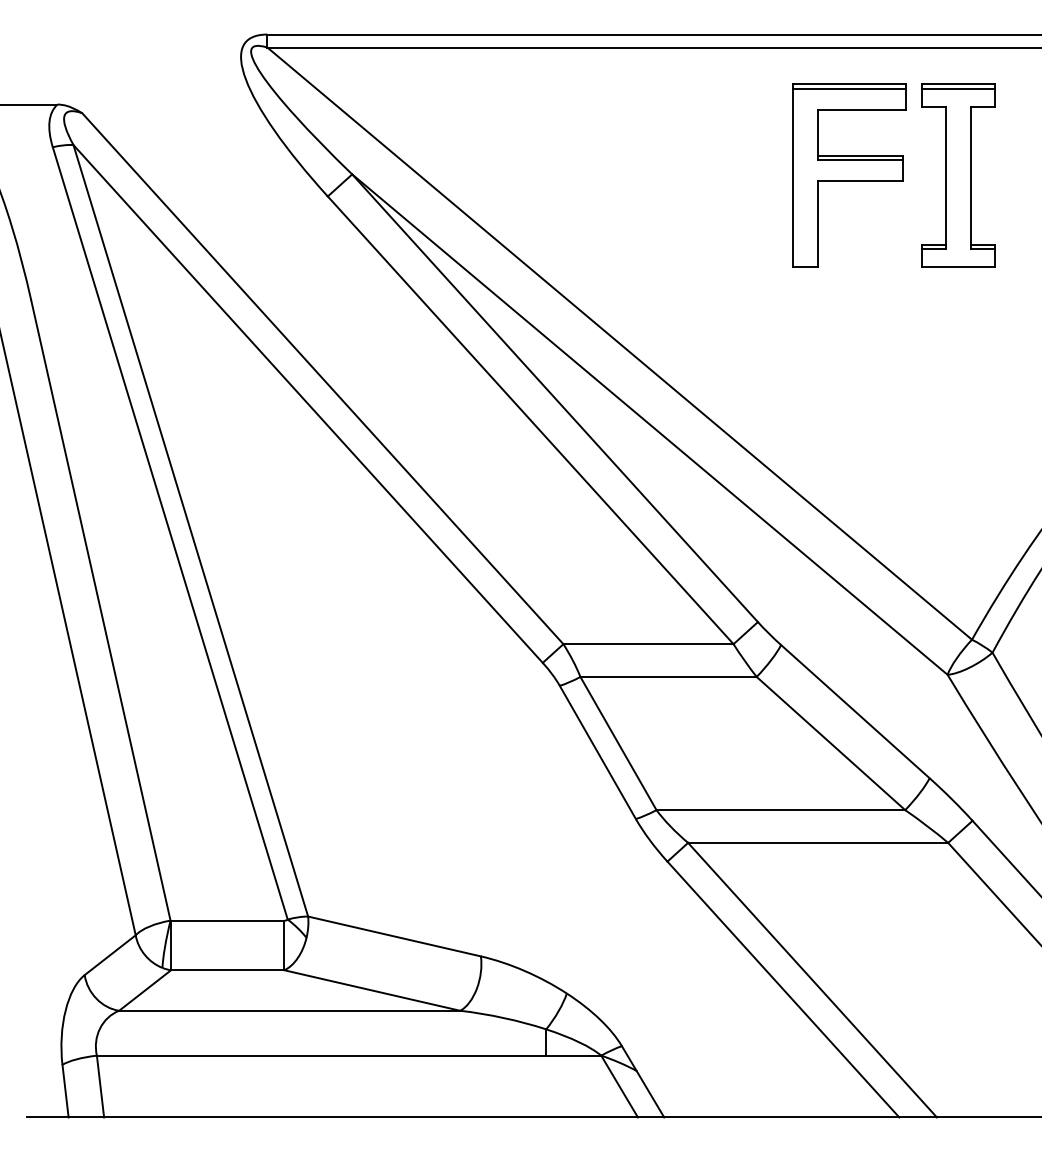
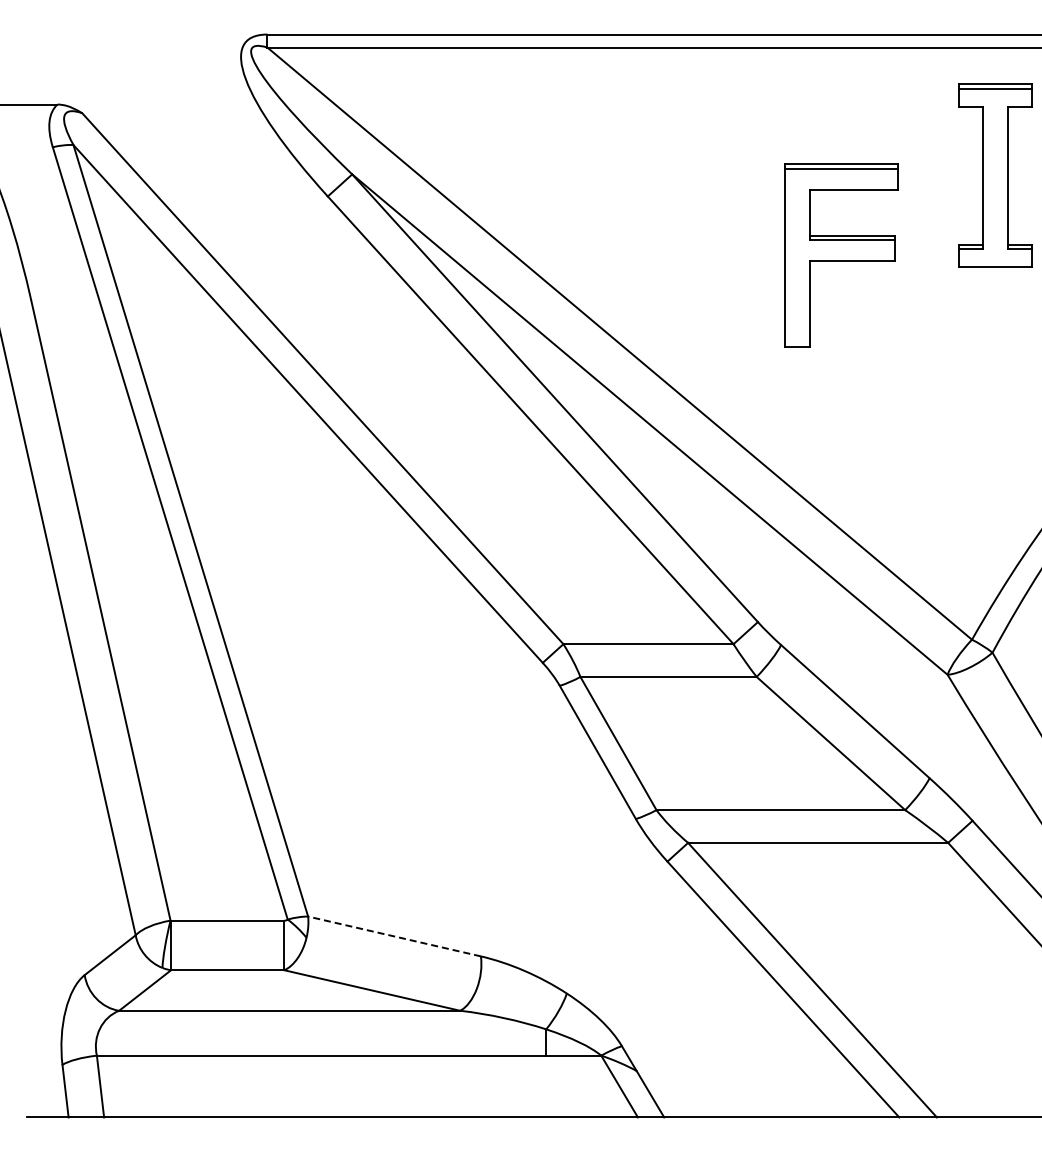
part position: (849, 175) -> (841, 255) (841, 255)
part position: (958, 175) -> (995, 175) (995, 175)
line: solid -> dashed (394, 936)
